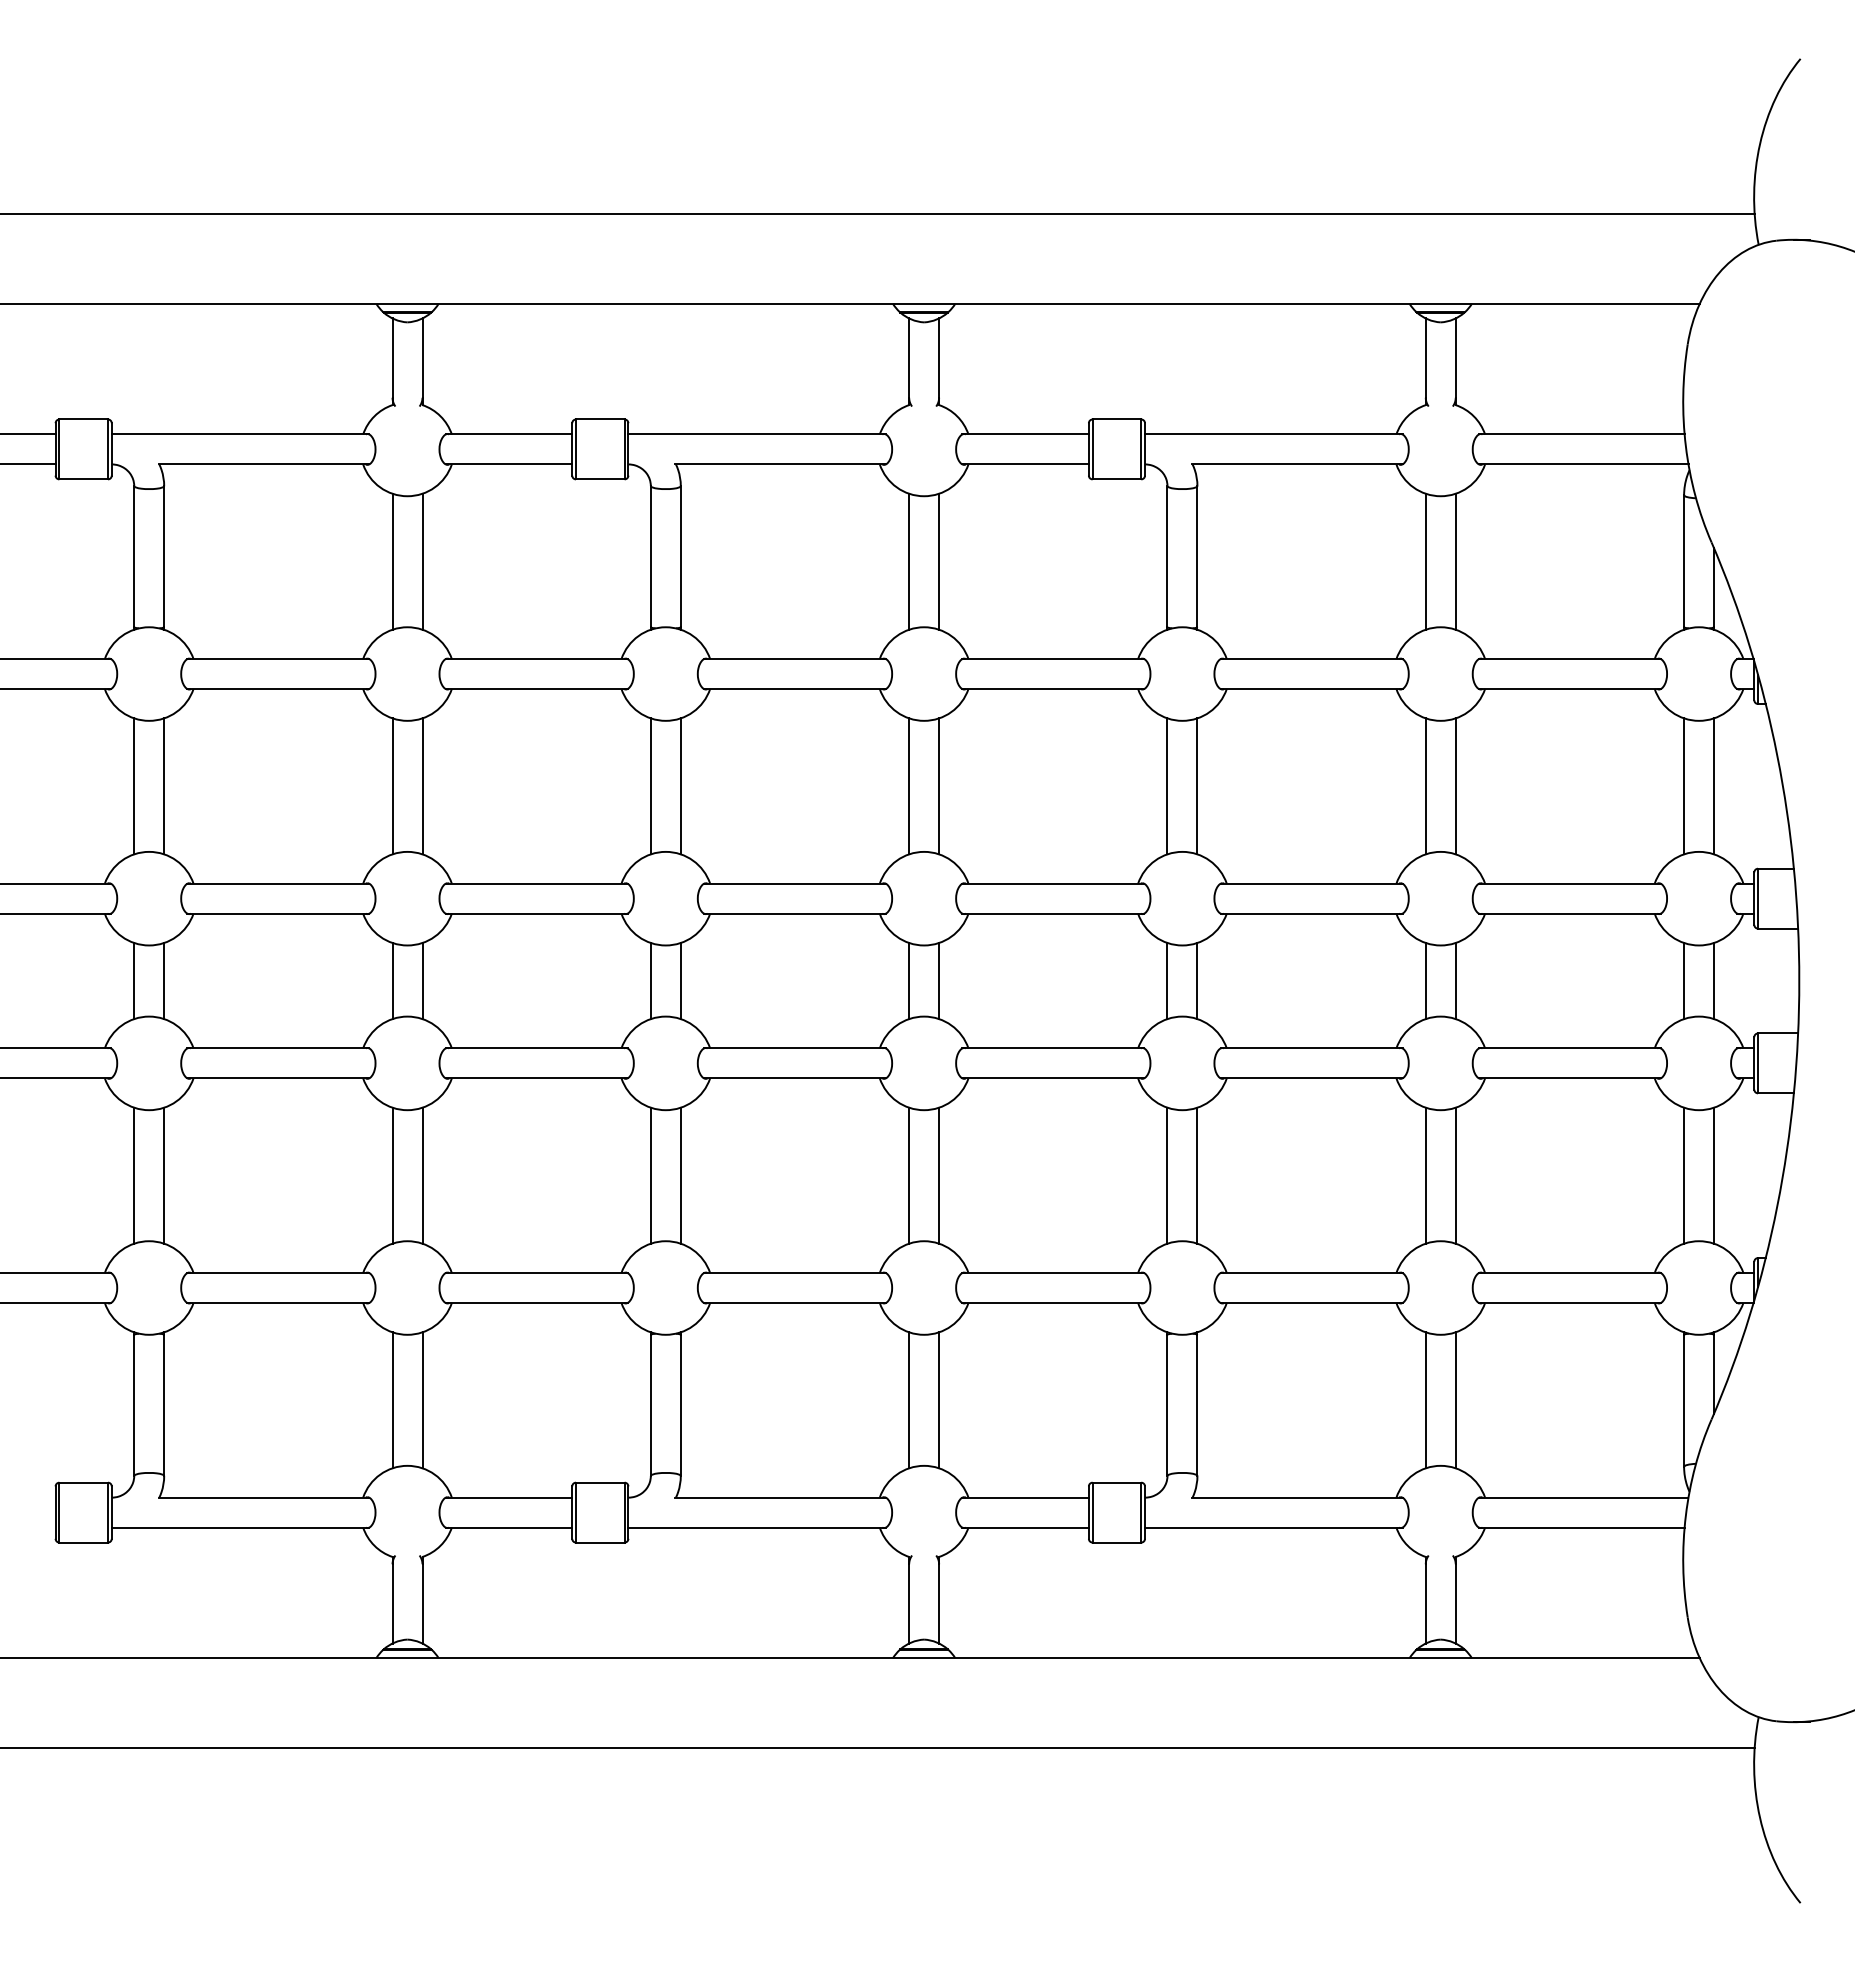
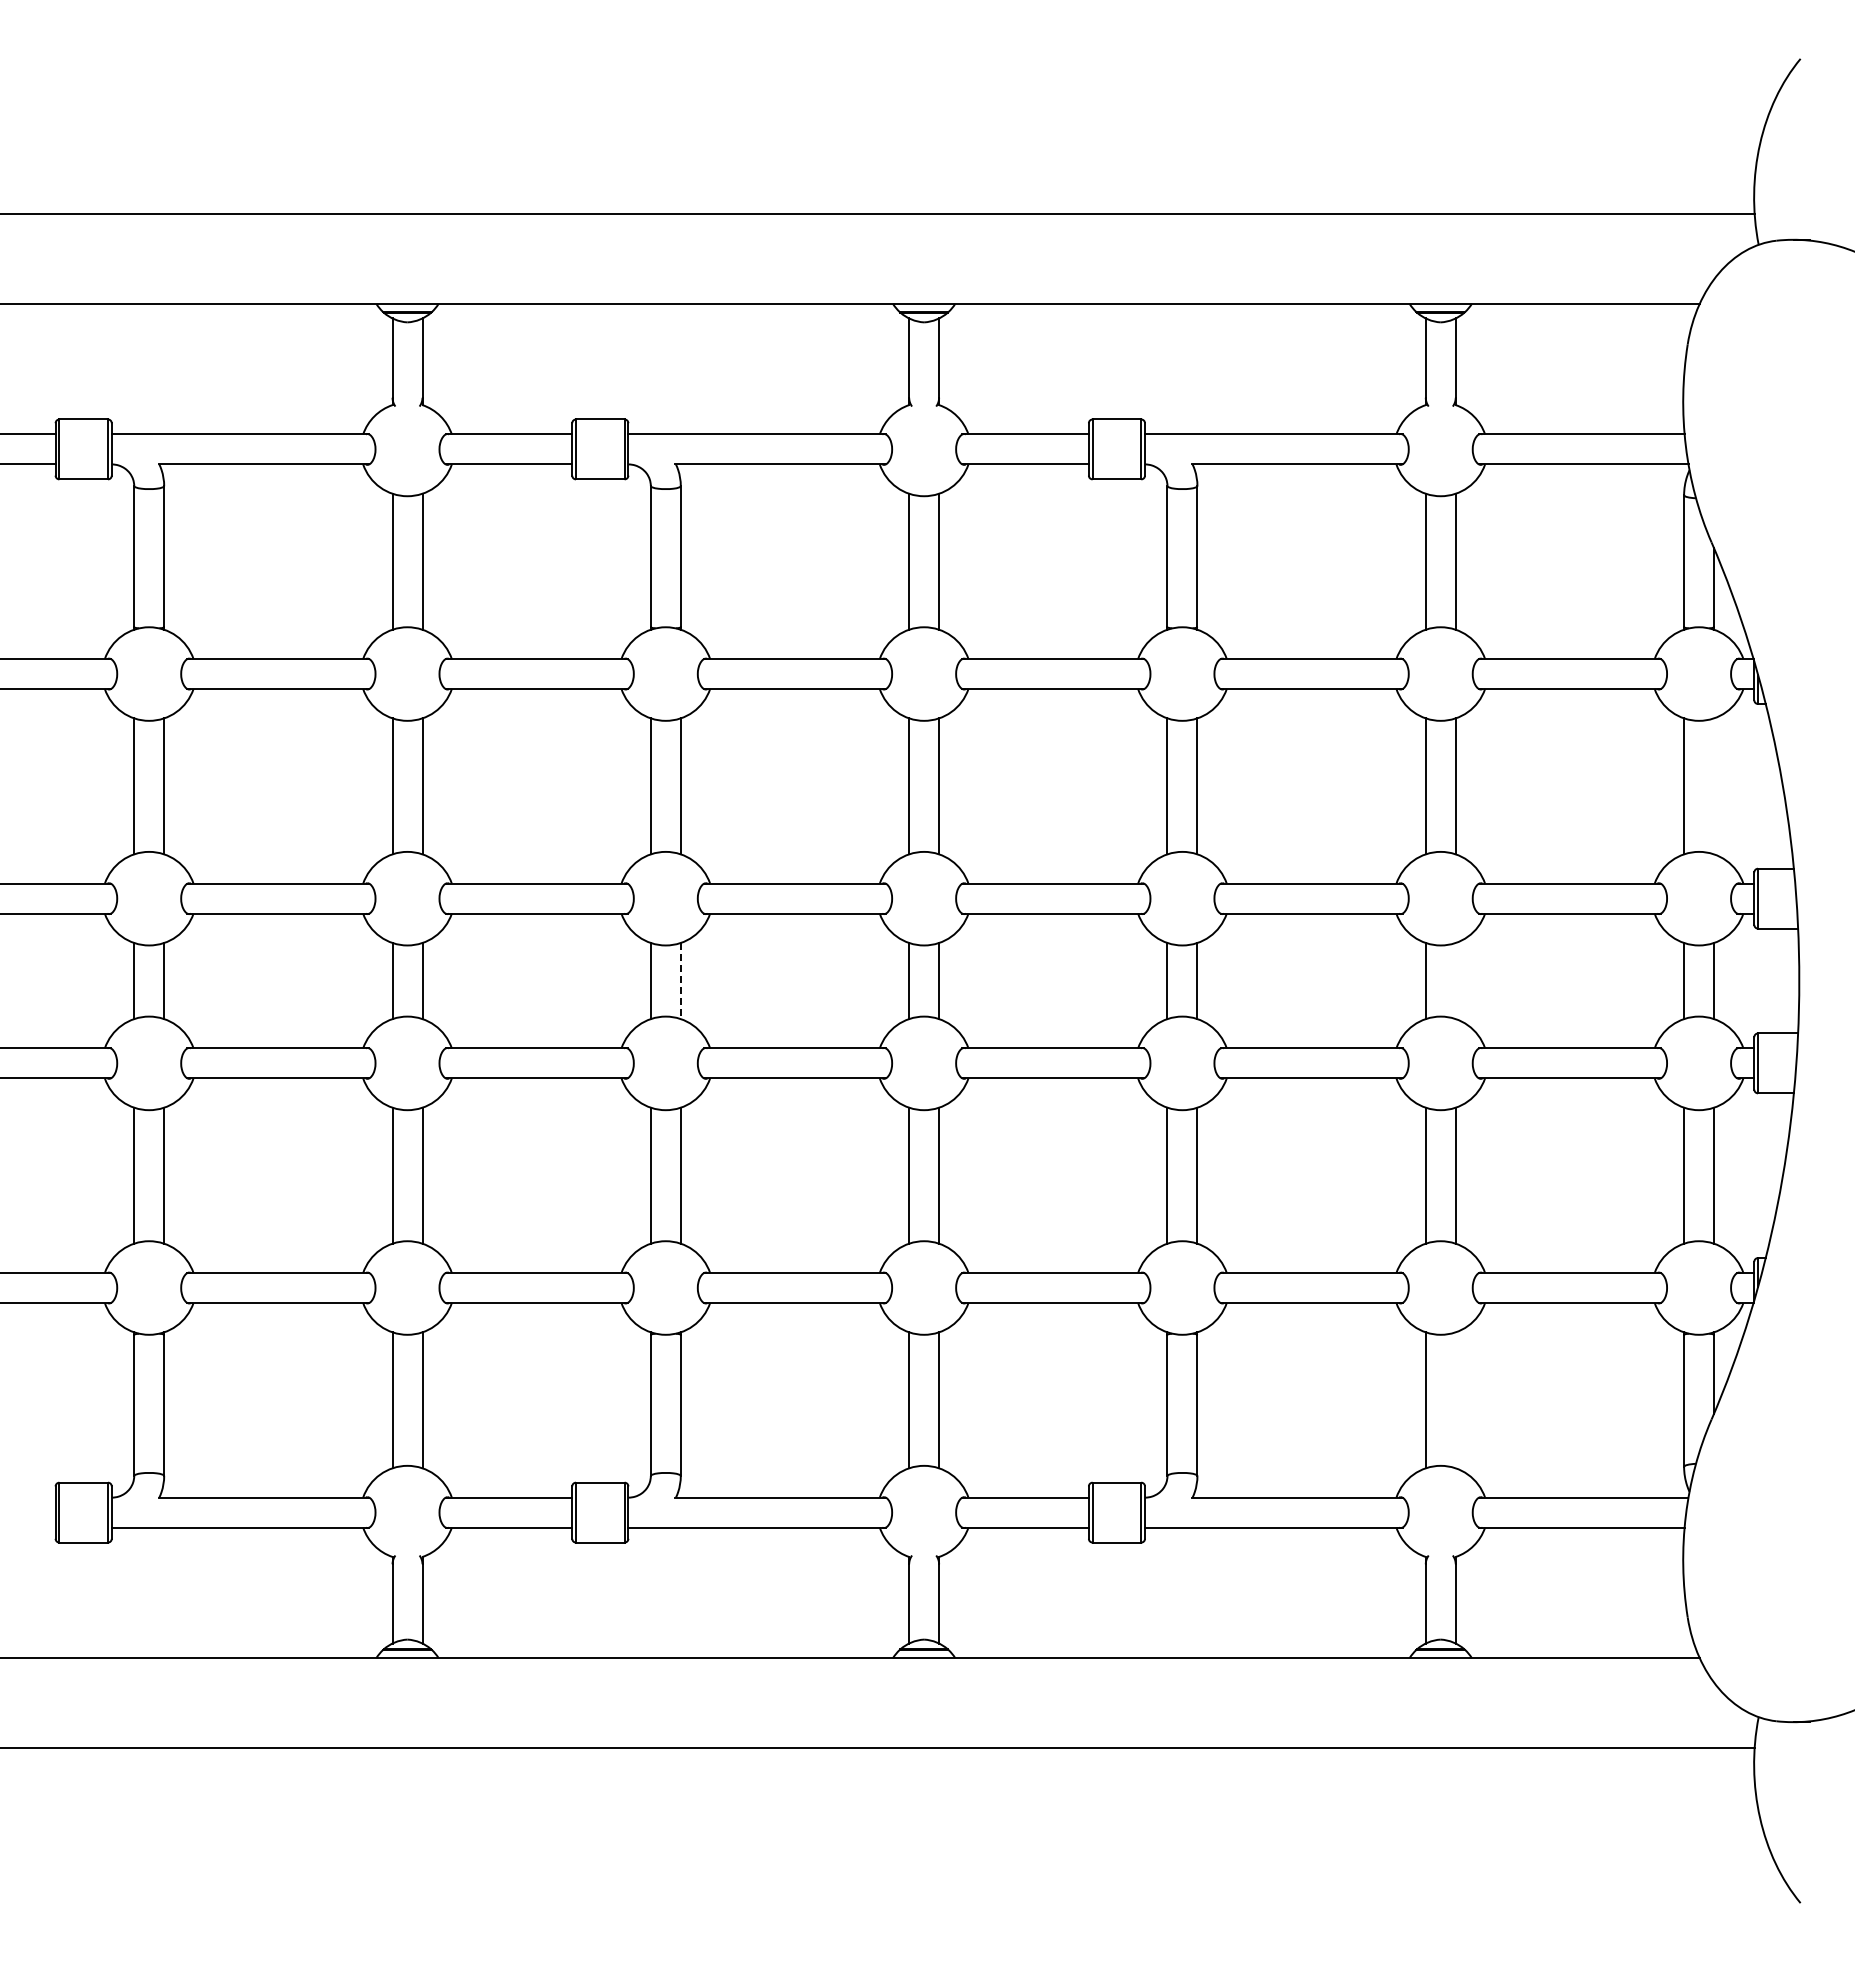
line: present -> none (1714, 786)
line: solid -> dashed (680, 981)
line: present -> none (1455, 981)
line: present -> none (1455, 1400)
